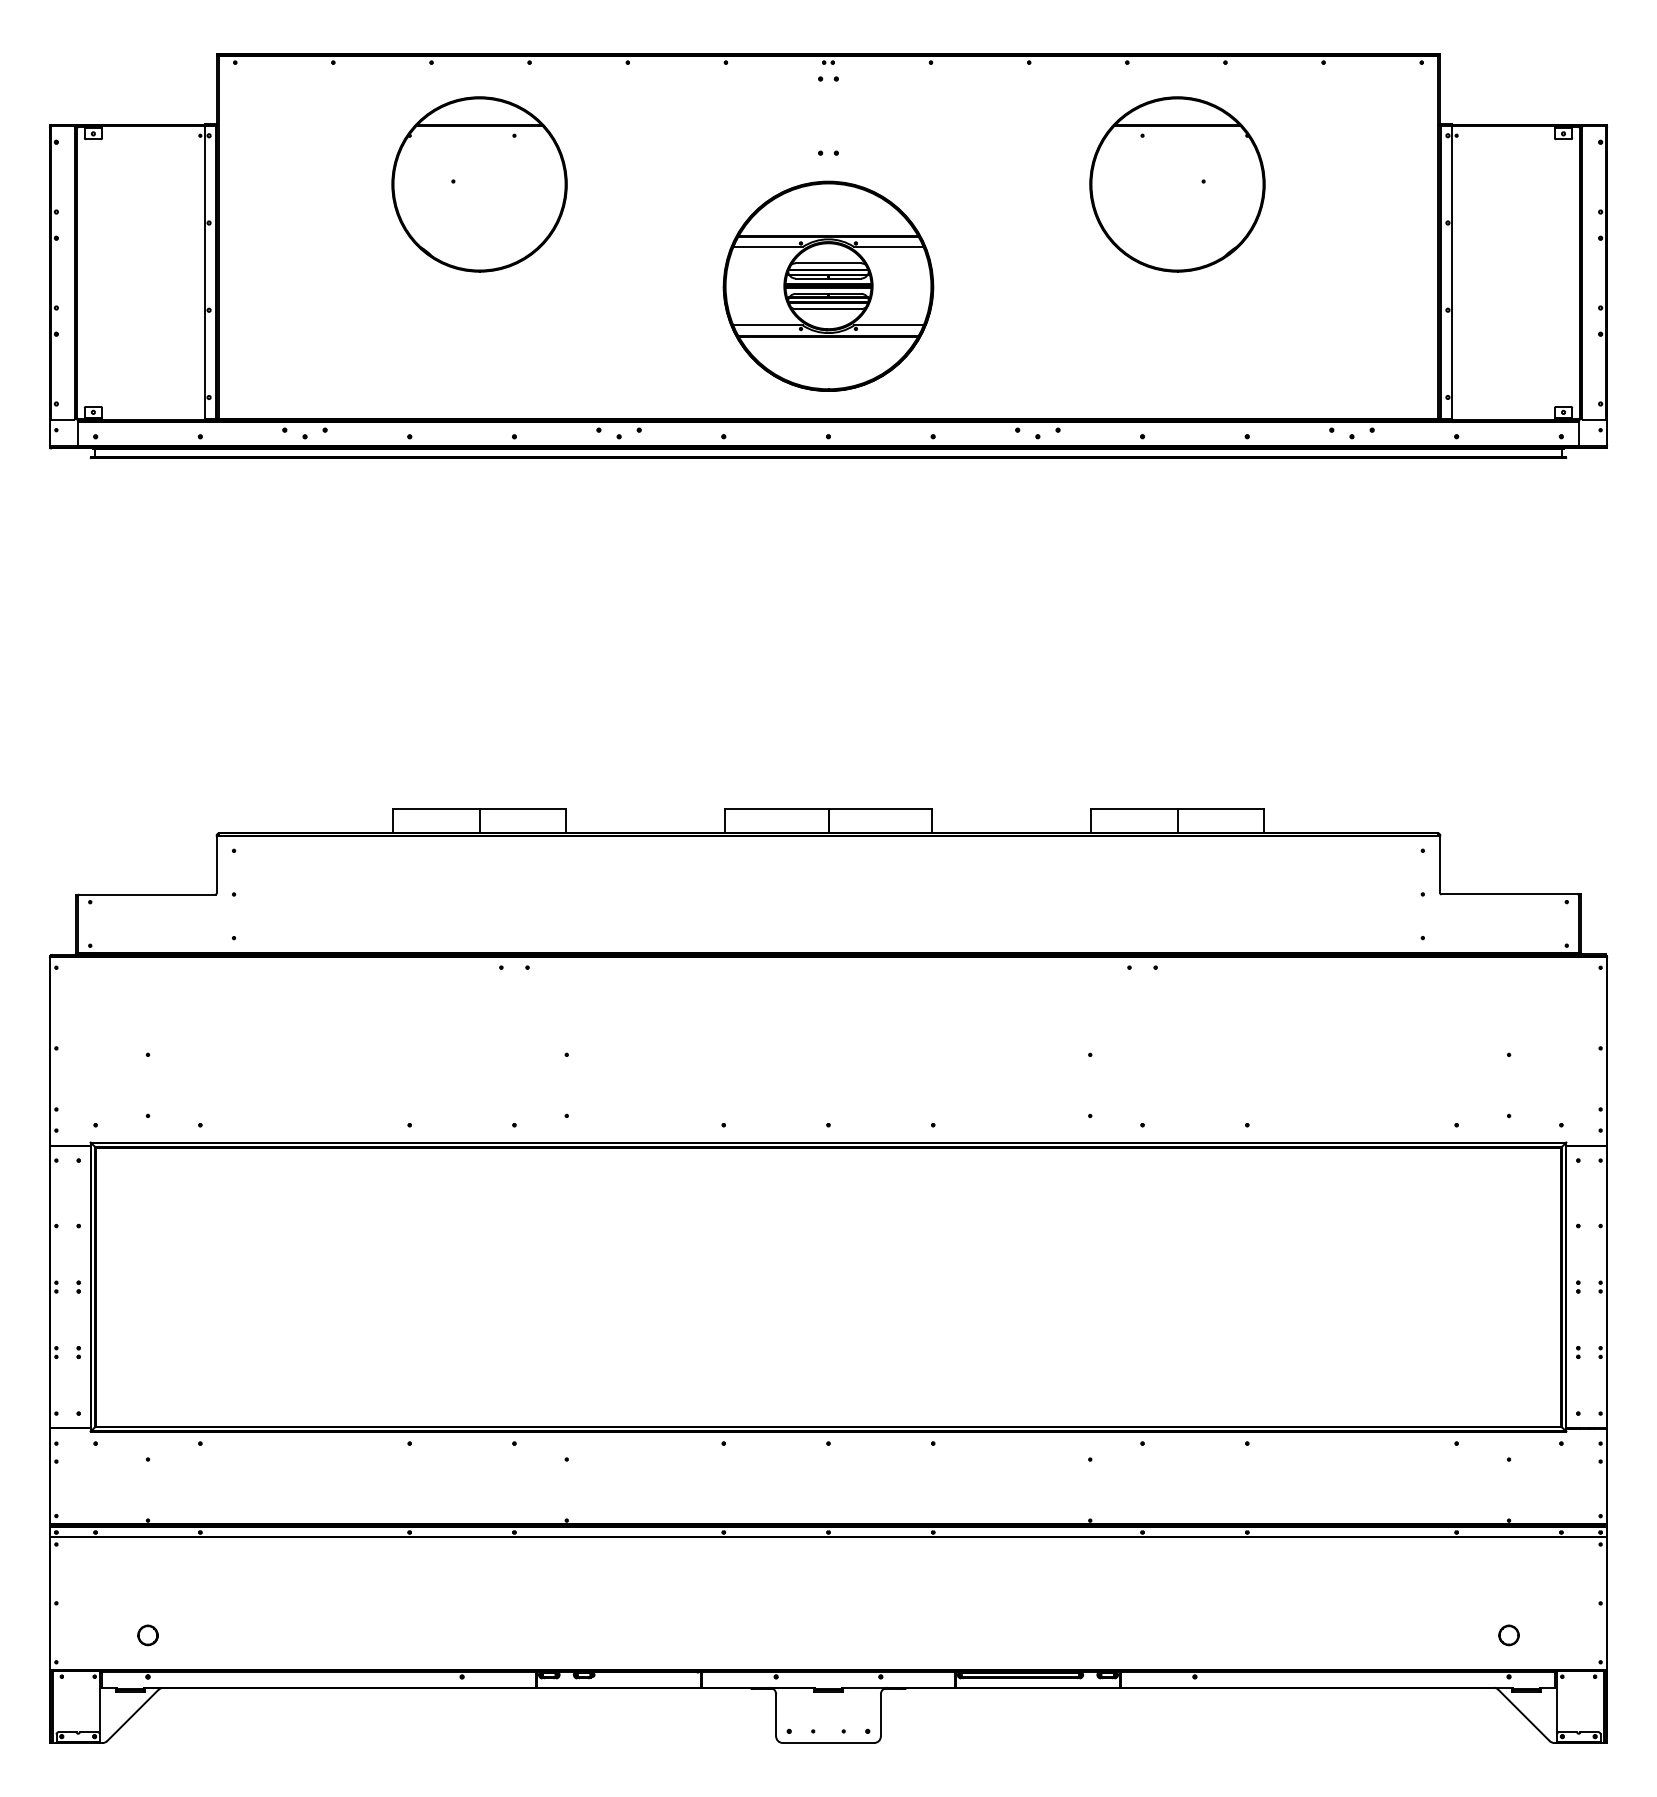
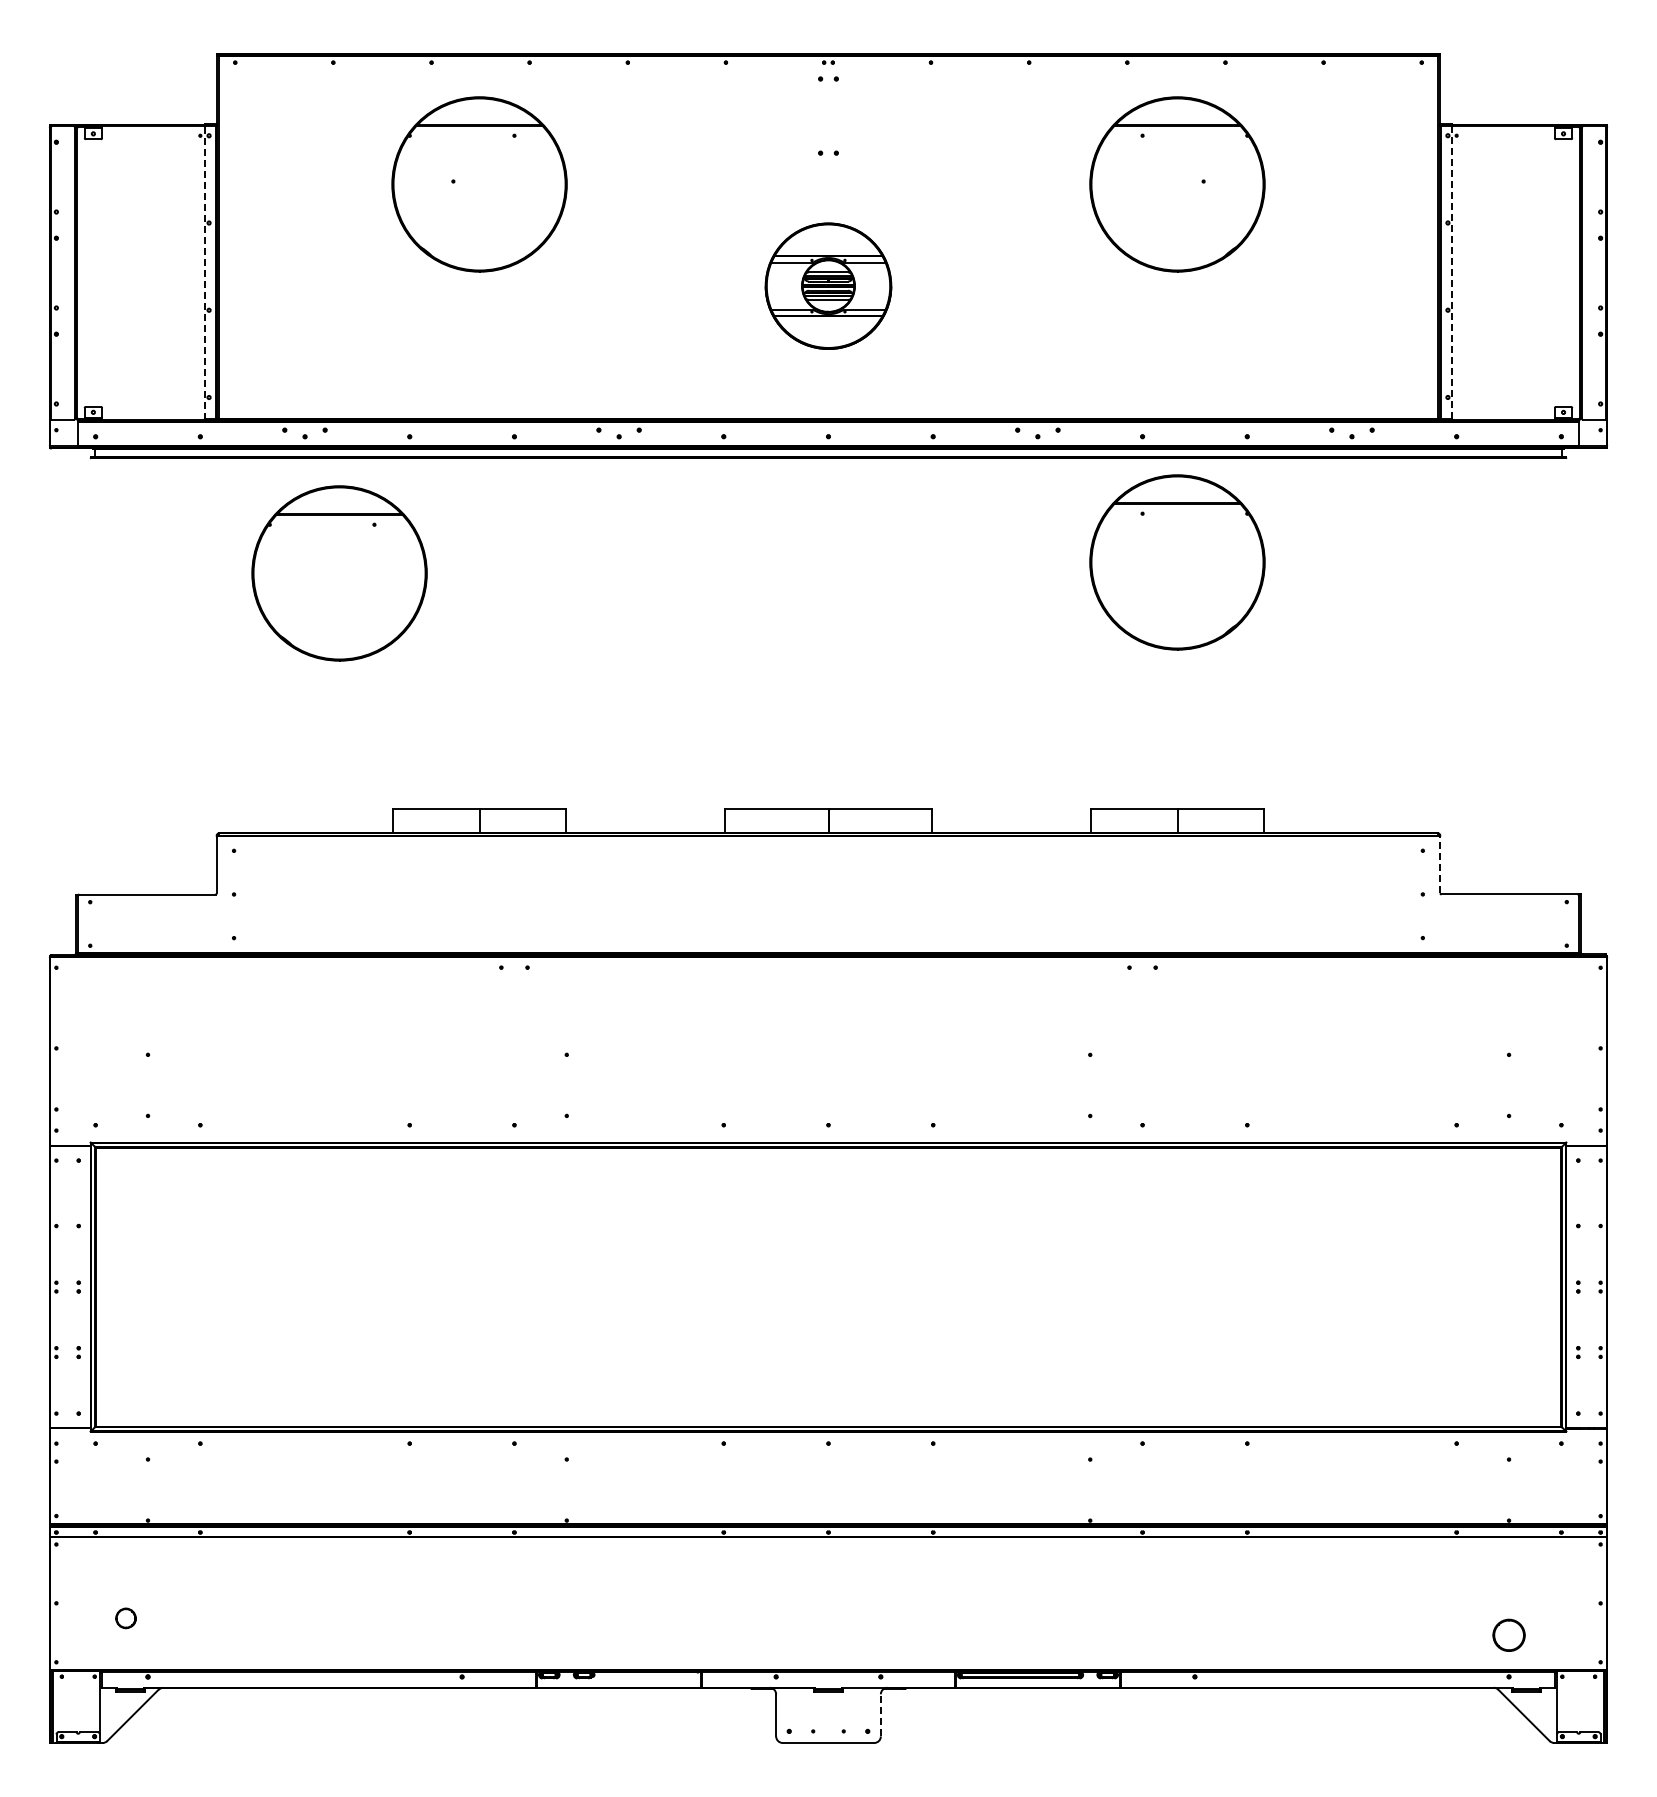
line: solid -> dashed (204, 273)
line: solid -> dashed (1452, 273)
part size: 213x212 px -> 129x128 px (828, 285)
part: none -> present (1177, 562)
part: none -> present (339, 573)
line: solid -> dashed (1440, 864)
part position: (147, 1635) -> (125, 1618) (125, 1618)
part size: 22x23 px -> 34x34 px (1508, 1634)
line: solid -> dashed (880, 1714)
